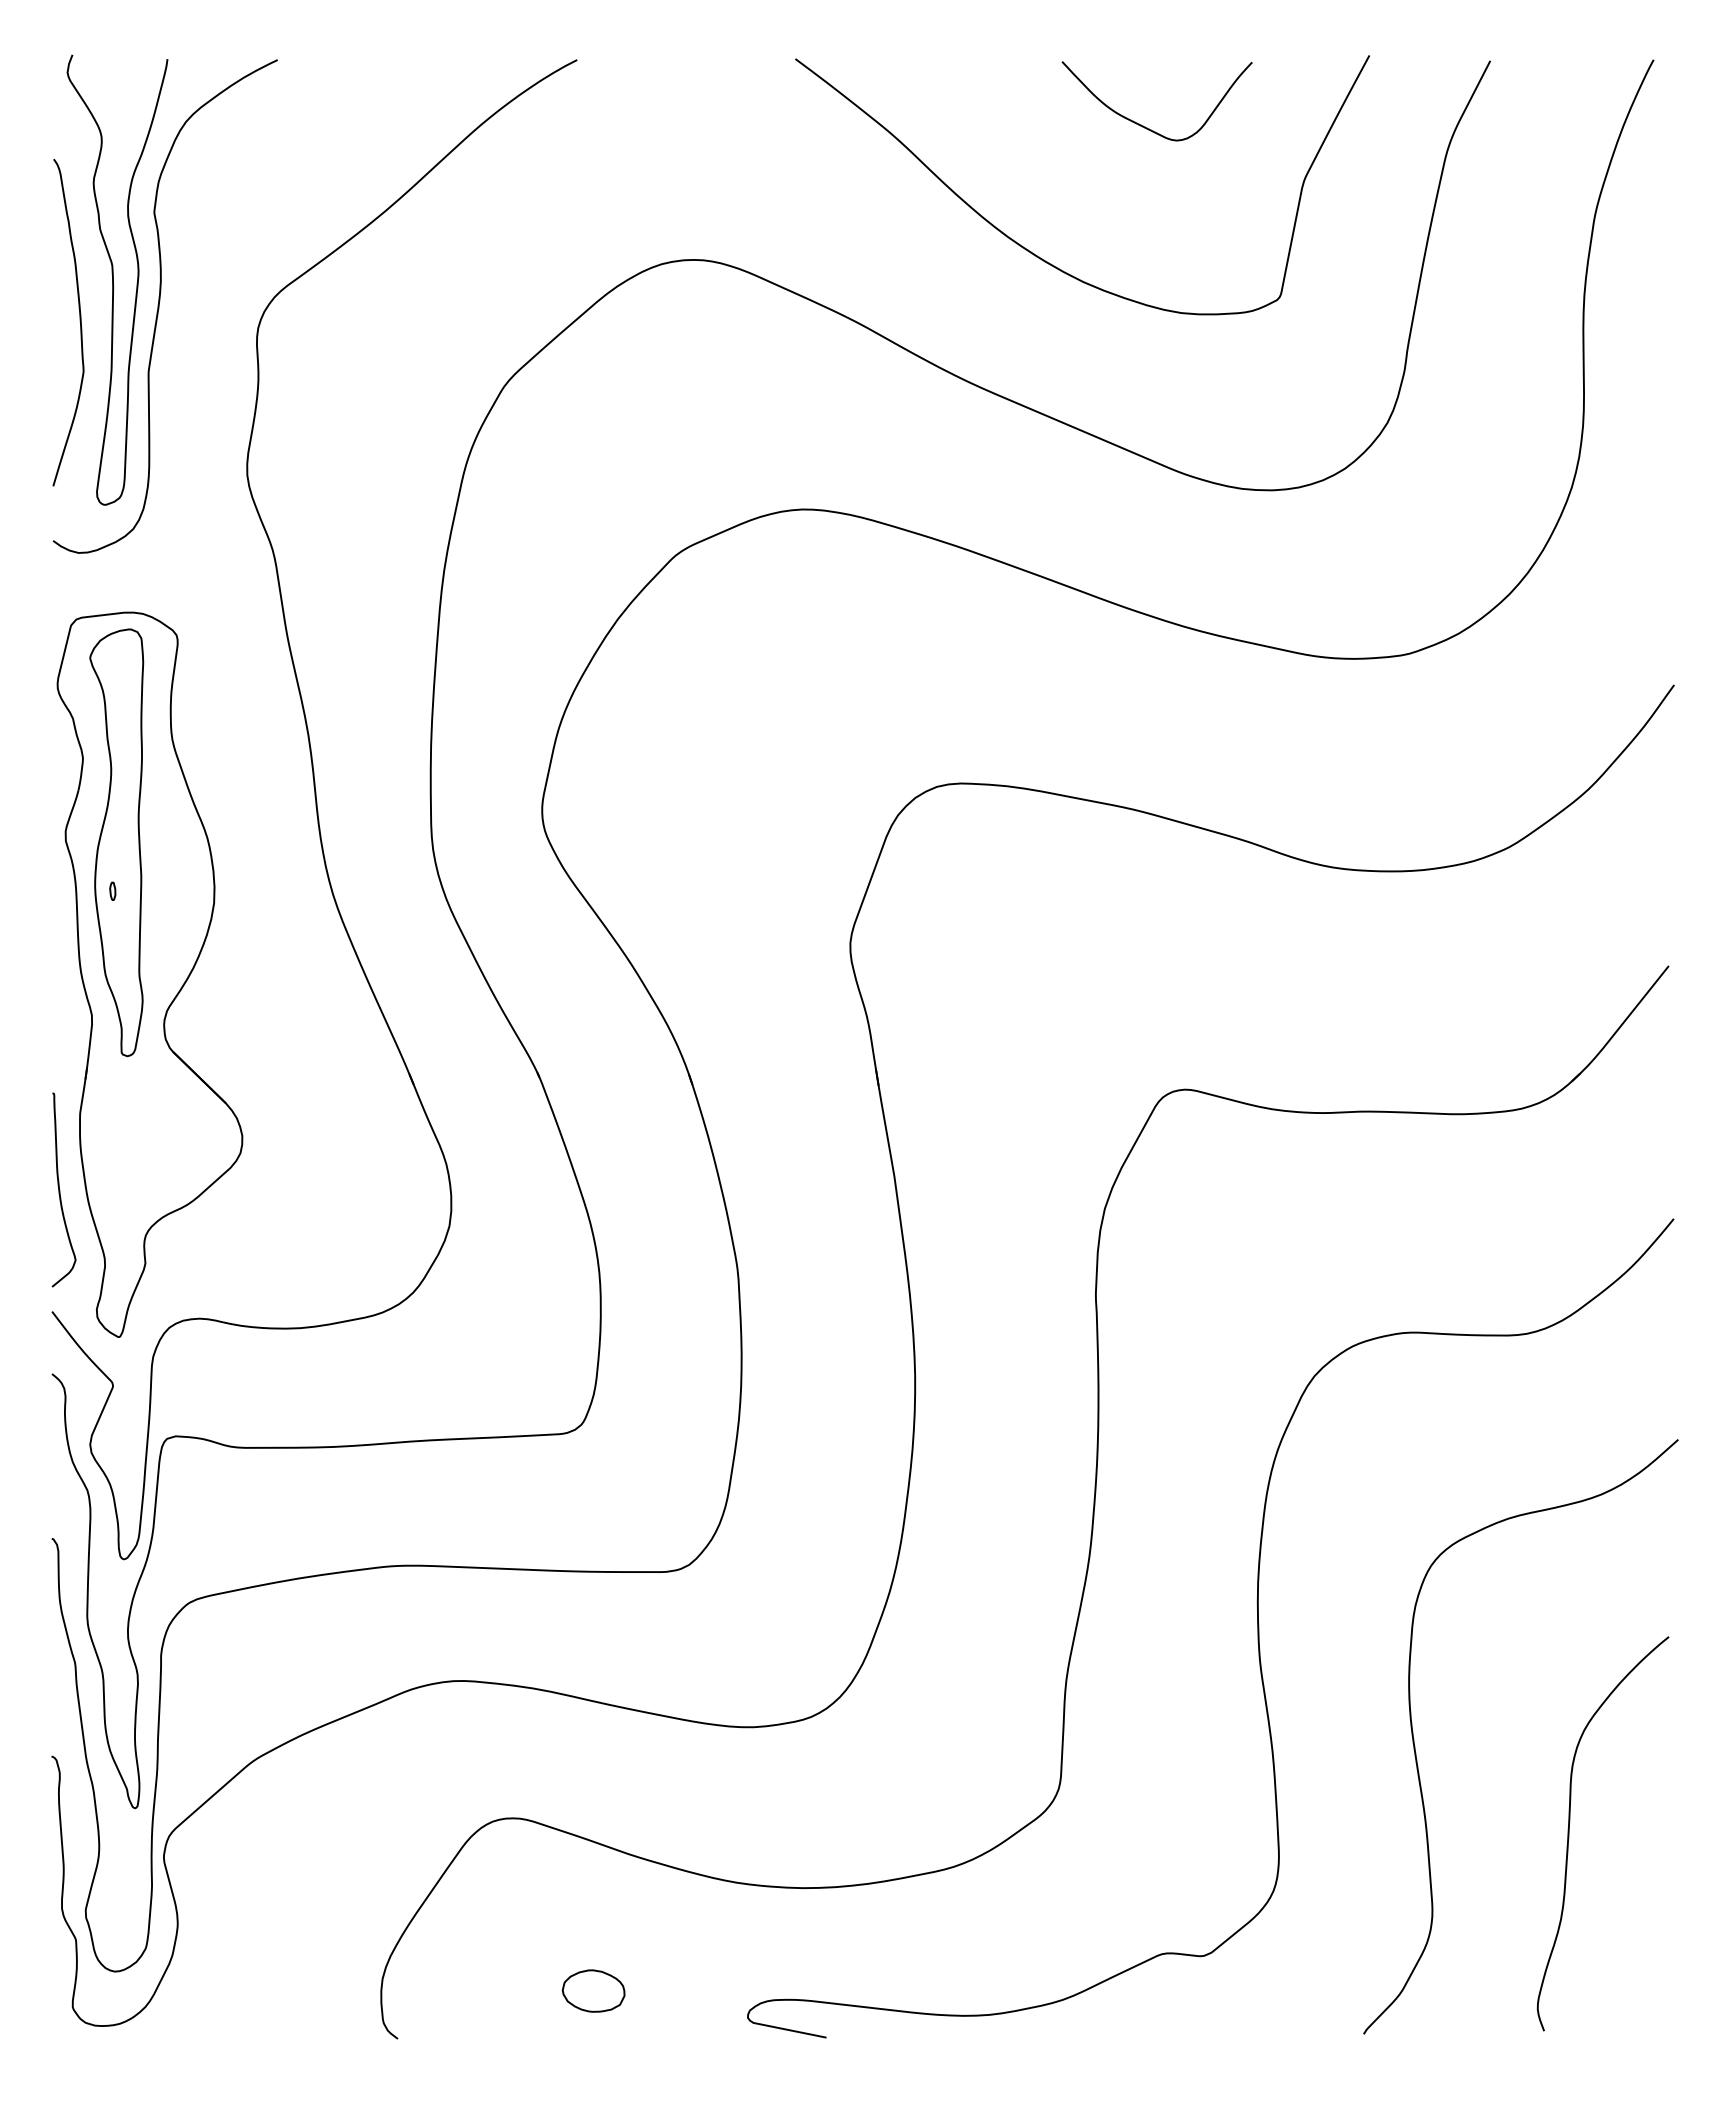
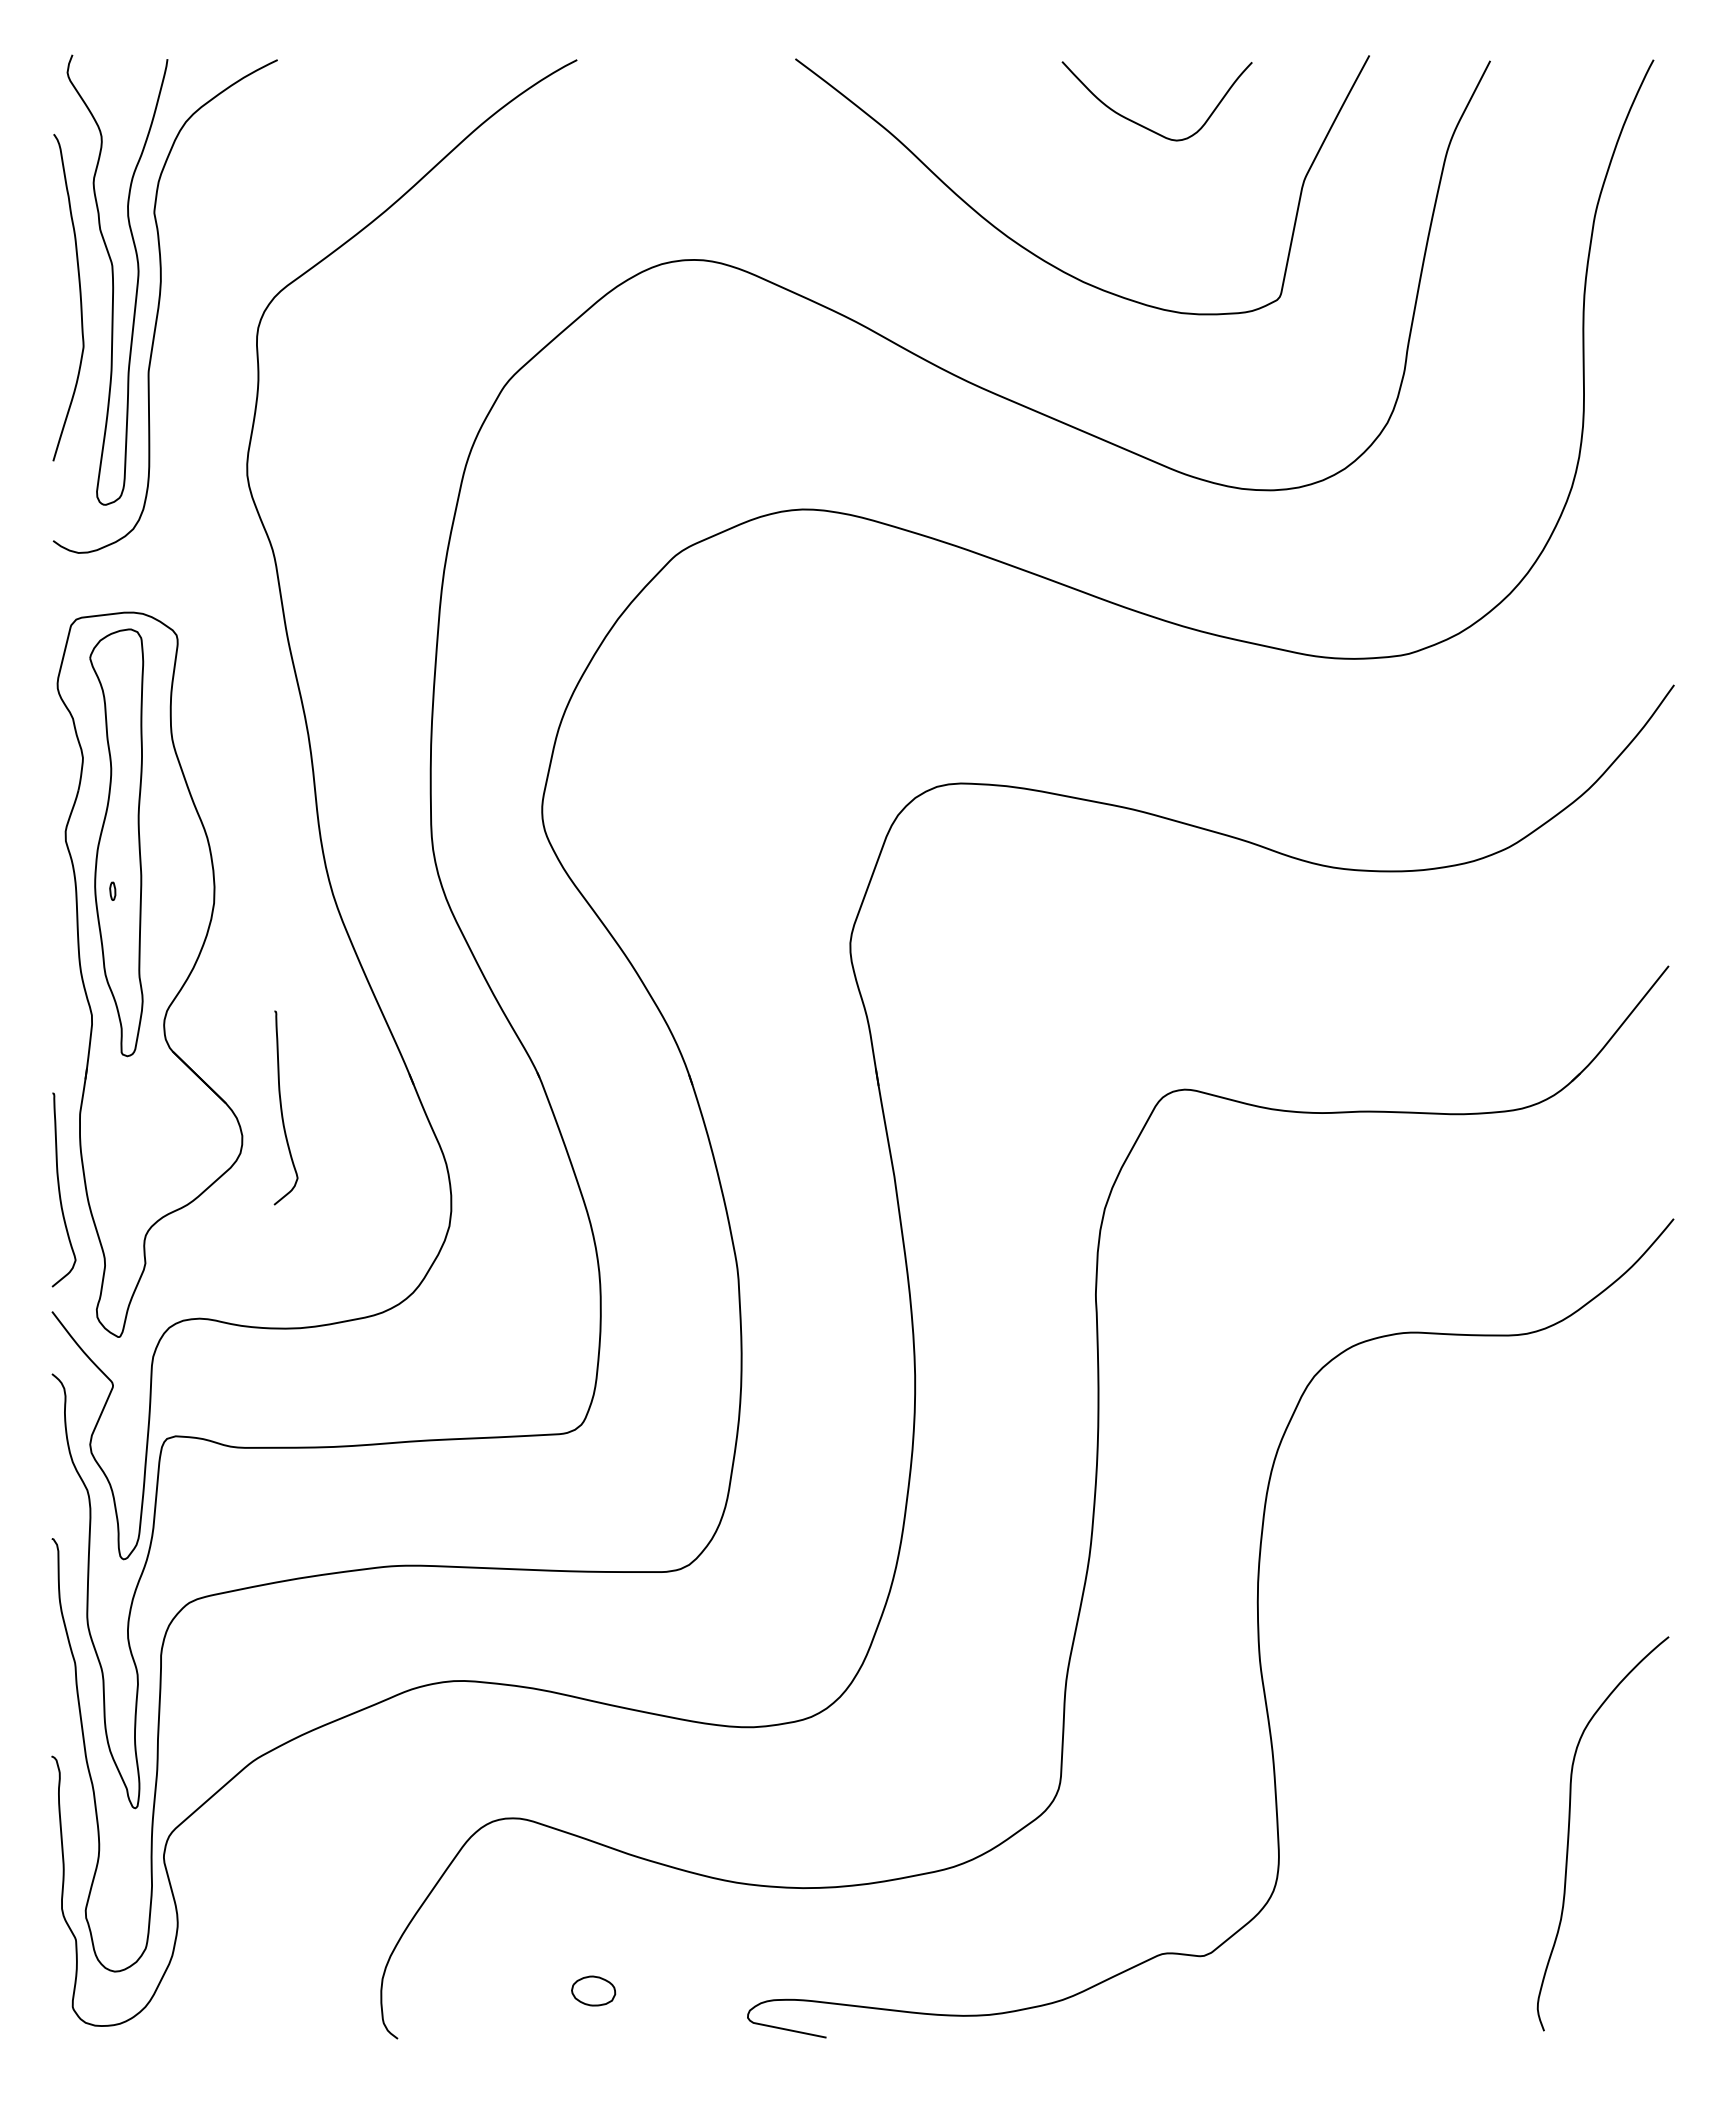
curve position: (79, 321) -> (79, 296) (79, 296)
curve: none -> present (282, 1108)
curve: present -> none (1416, 1752)
part size: 65x44 px -> 46x32 px (593, 1990)
